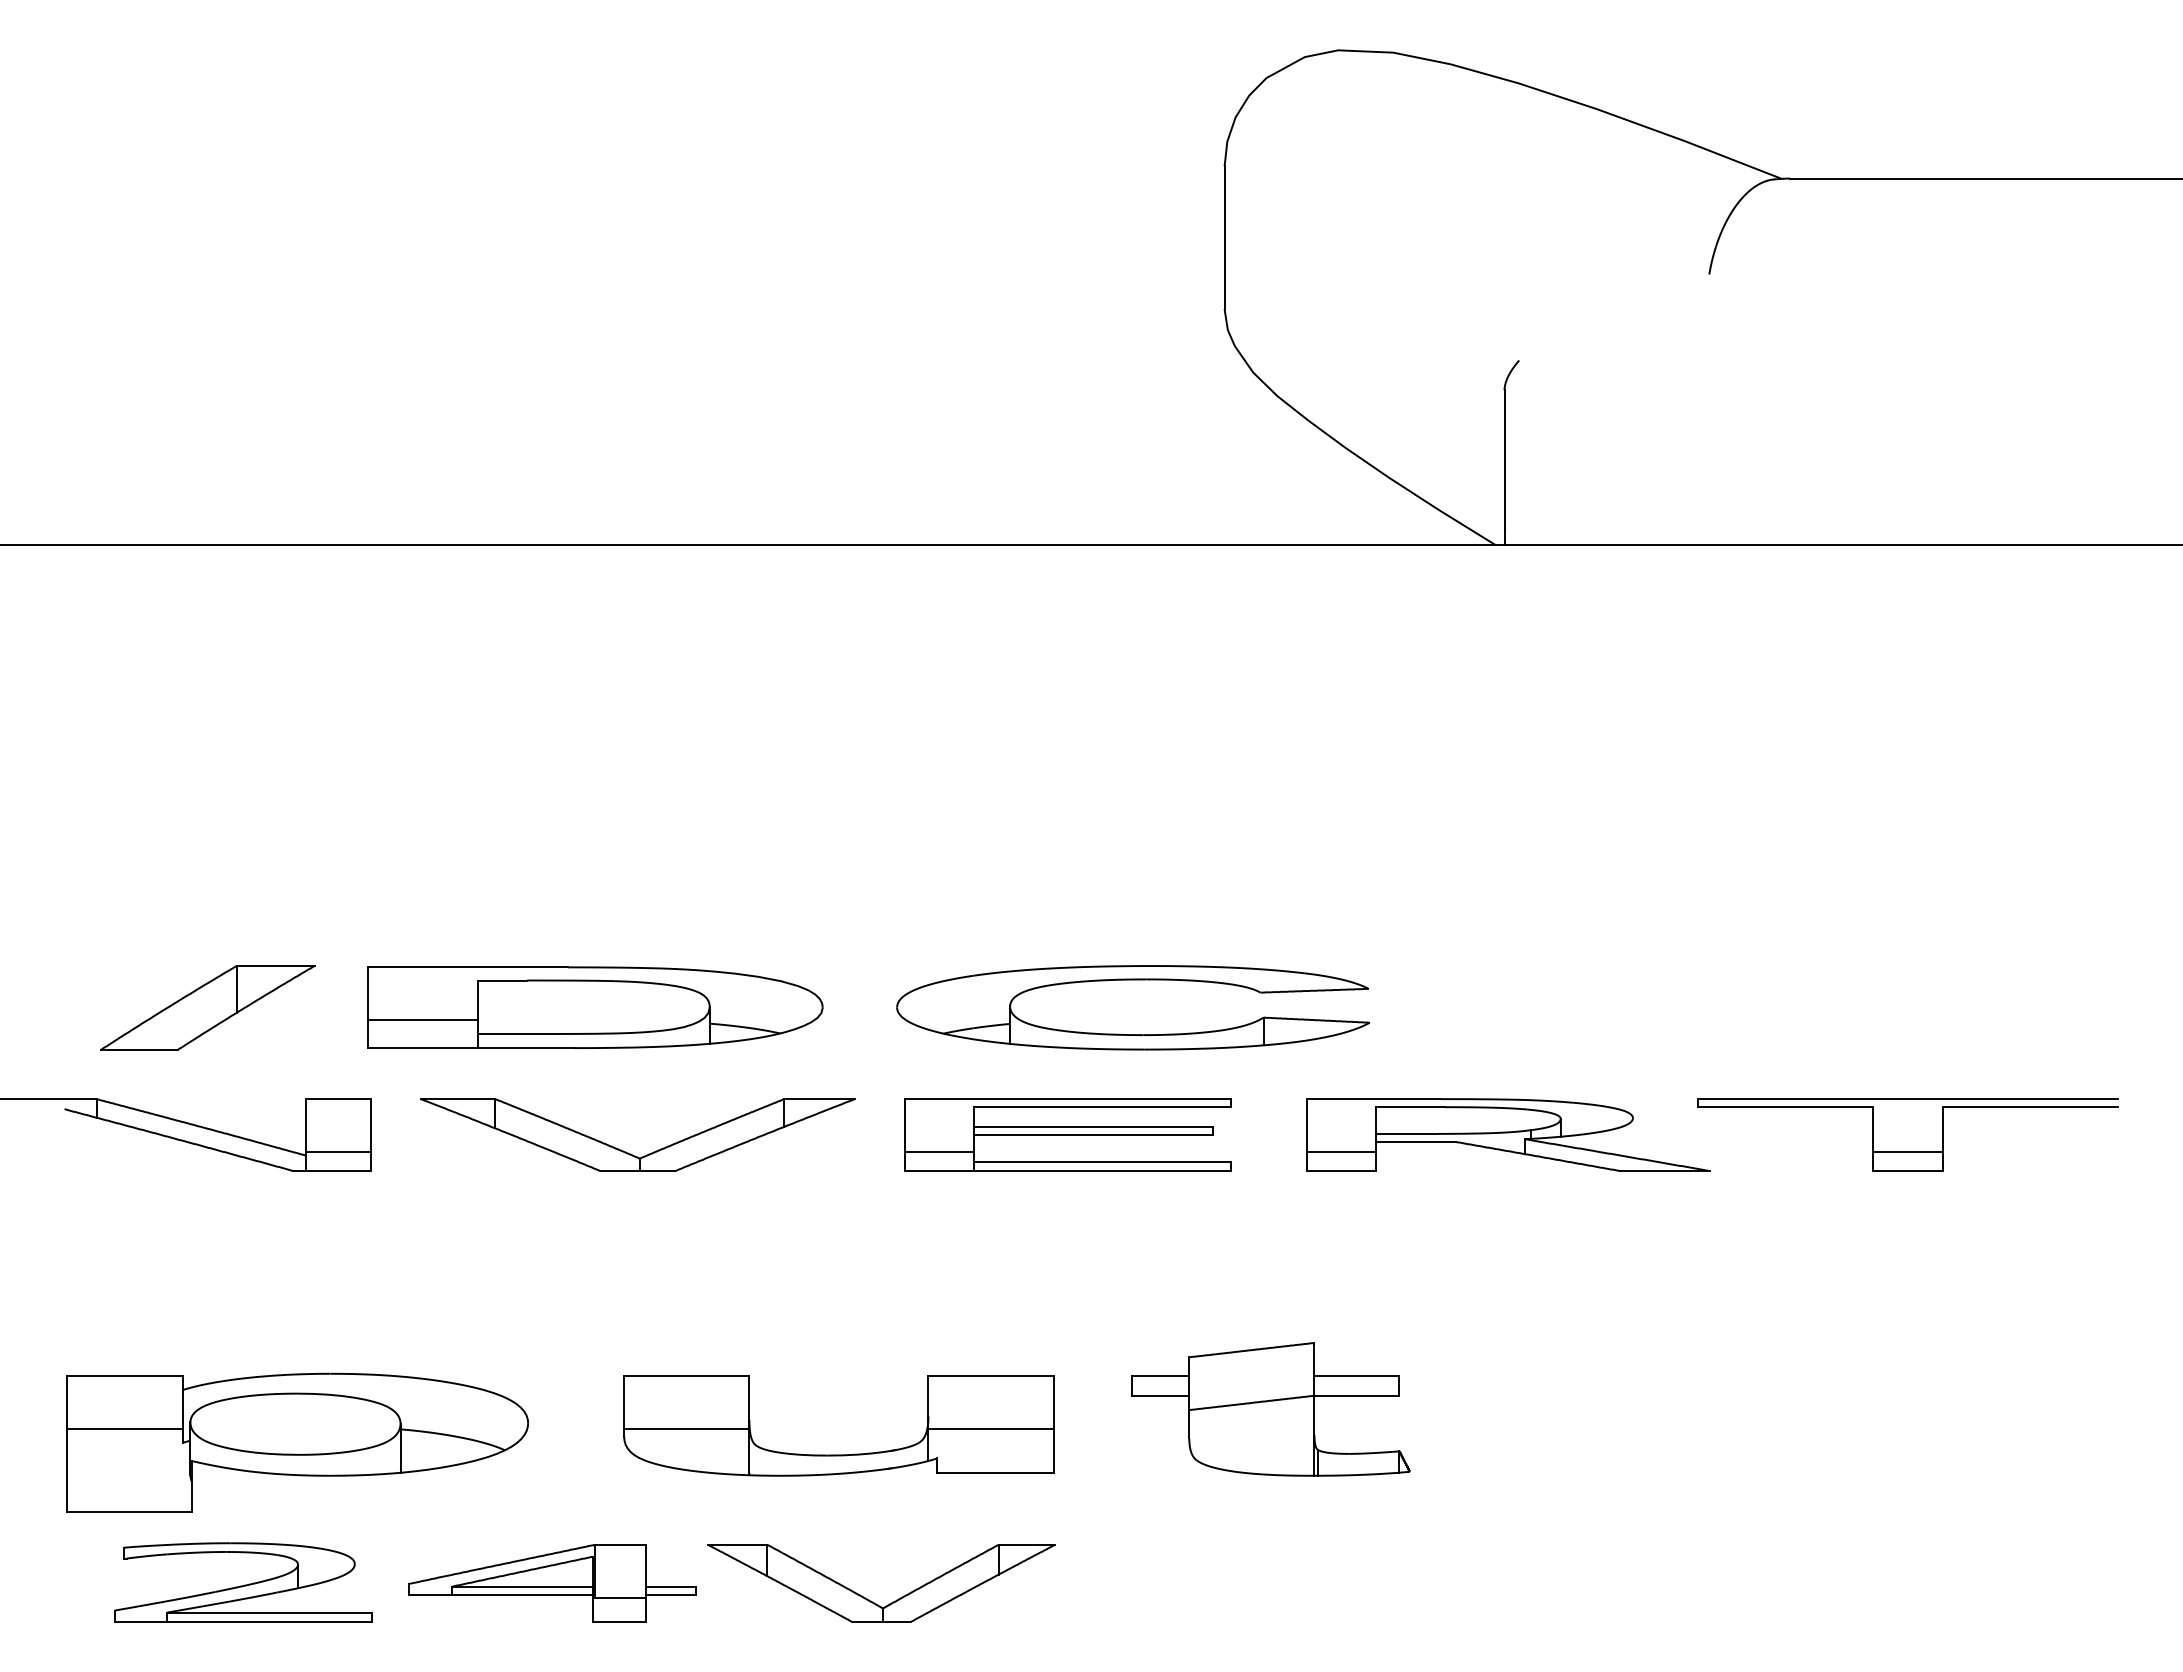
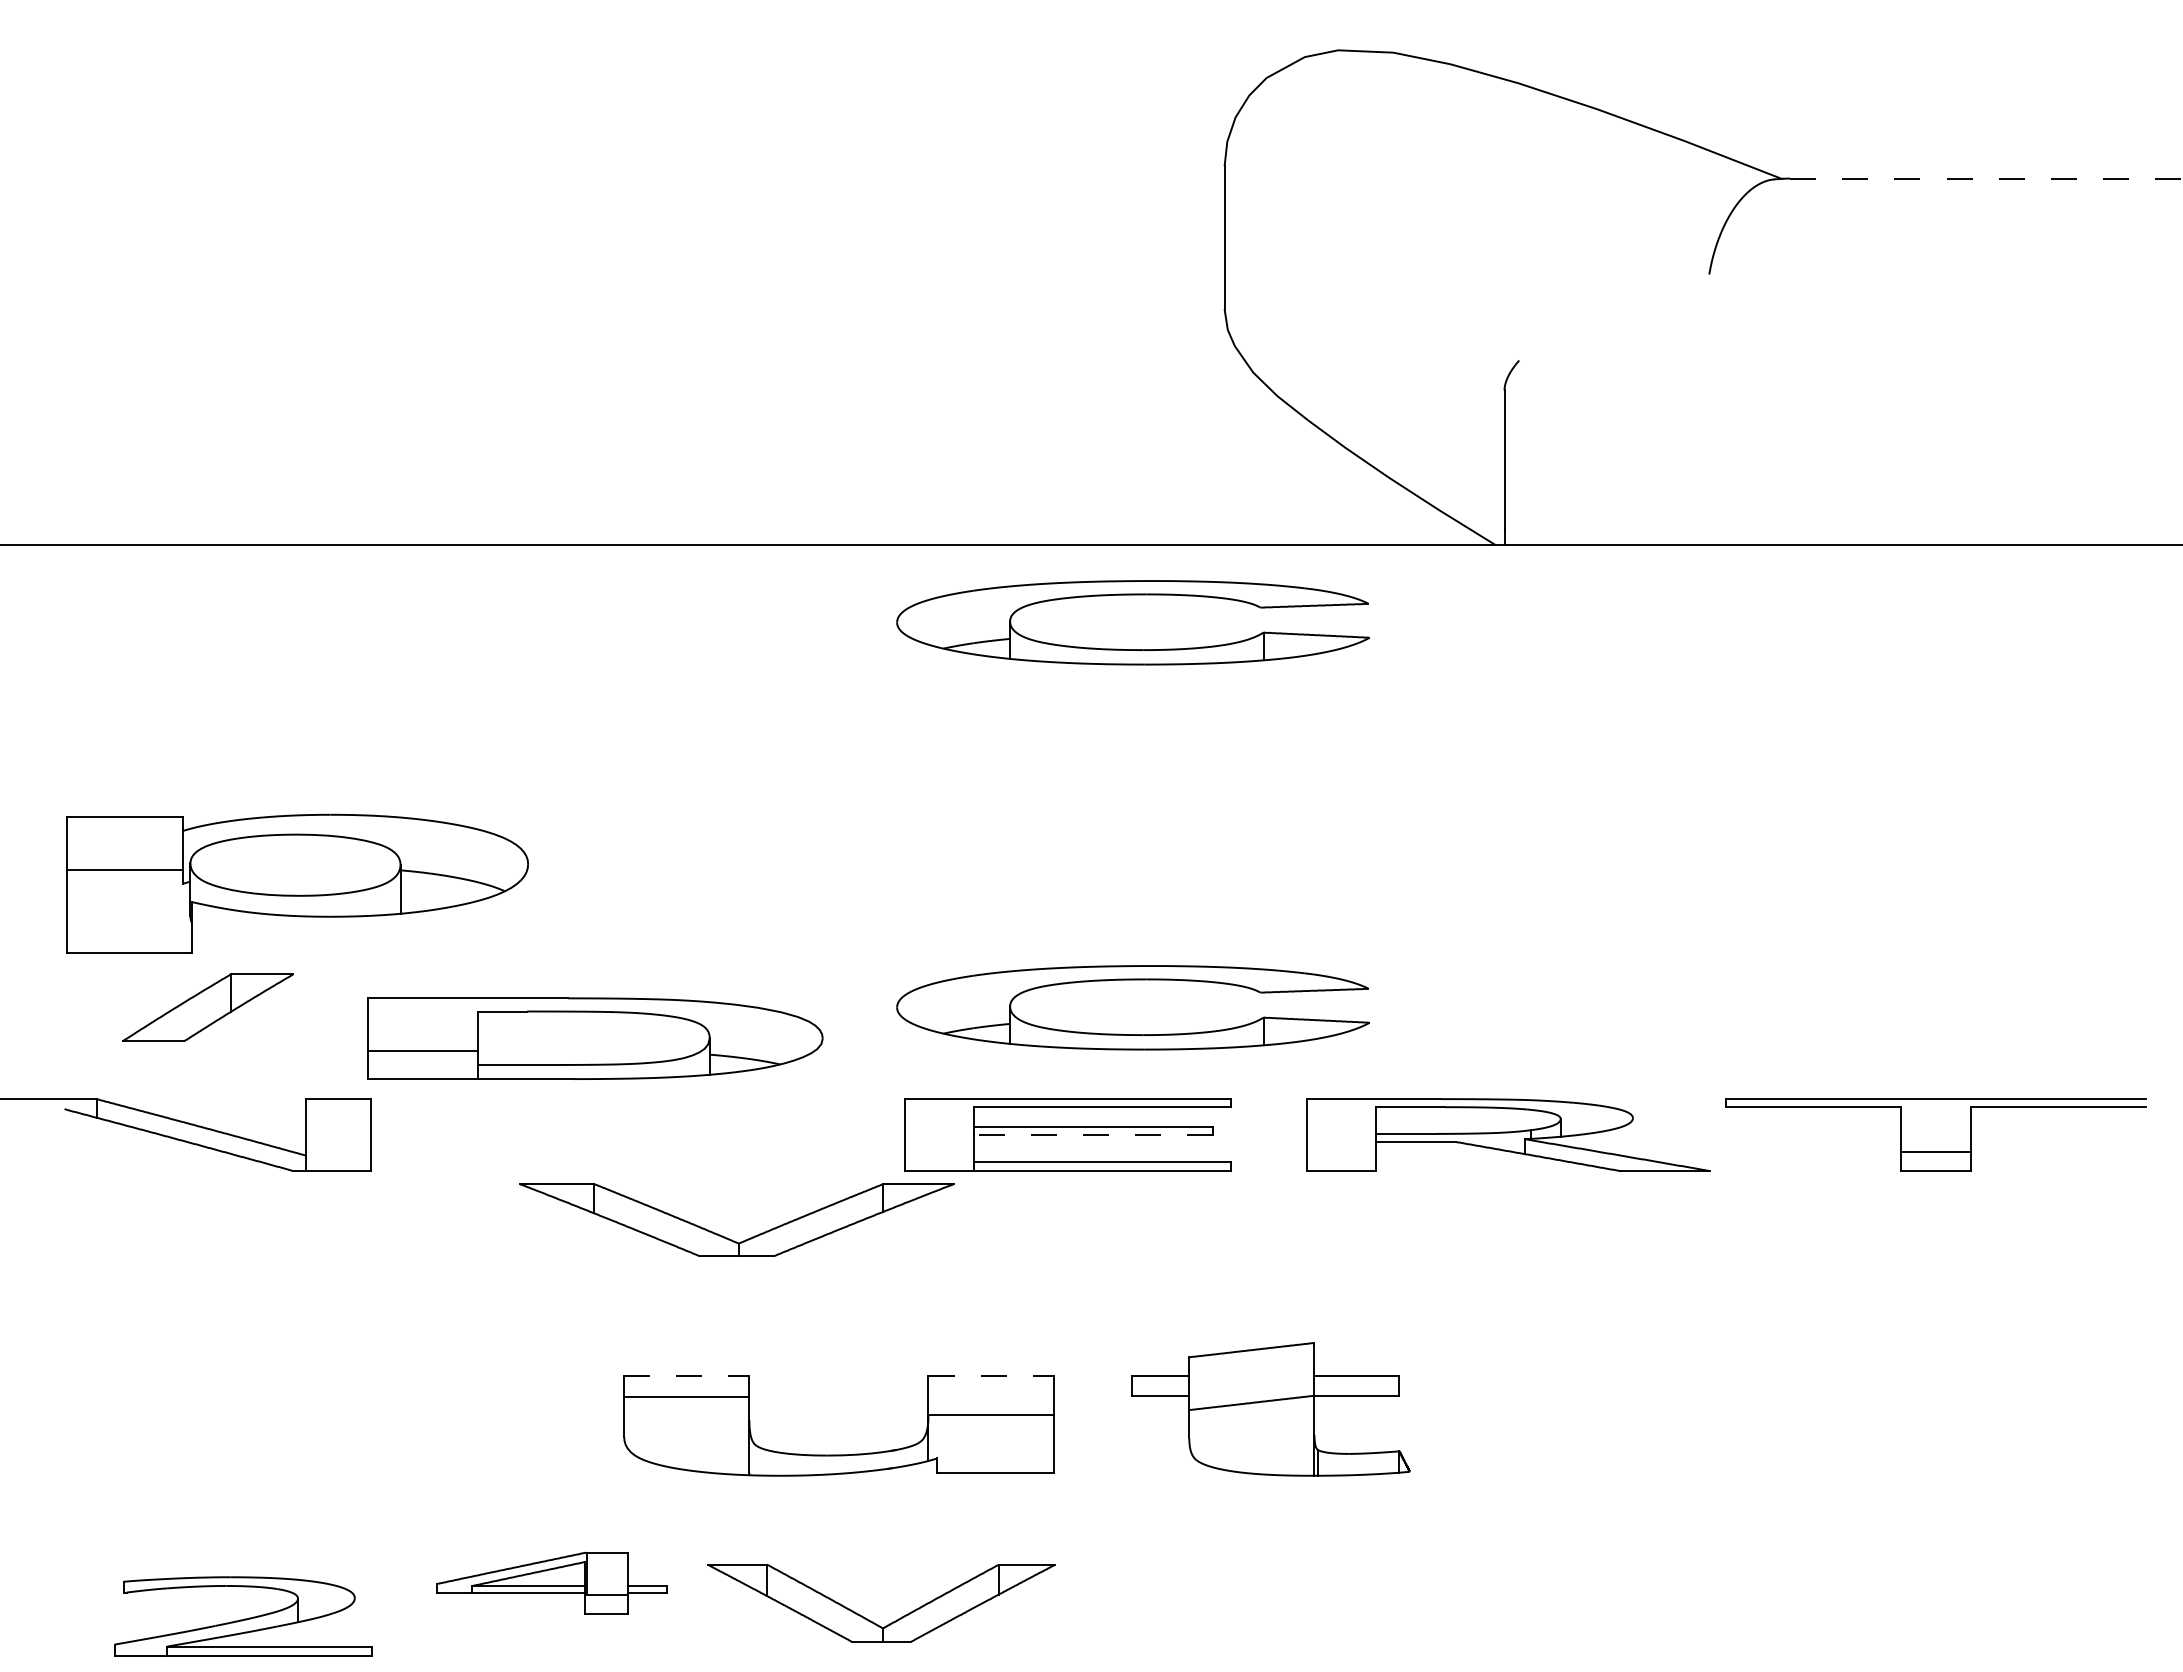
line: solid -> dashed (1986, 178)
part: none -> present (1132, 595)
part size: 216x86 px -> 172x69 px (207, 1007)
part position: (595, 1007) -> (595, 1038) (595, 1038)
line: solid -> dashed (1093, 1135)
line: present -> none (338, 1151)
line: present -> none (938, 1151)
line: present -> none (1341, 1151)
part position: (1907, 1151) -> (1935, 1151) (1935, 1151)
part position: (628, 1152) -> (727, 1237) (727, 1237)
line: solid -> dashed (686, 1376)
line: solid -> dashed (991, 1376)
line position: (686, 1428) -> (686, 1396) (686, 1396)
line position: (990, 1428) -> (990, 1414) (990, 1414)
part position: (297, 1442) -> (297, 883) (297, 883)
part position: (243, 1582) -> (243, 1616) (243, 1616)
part size: 289x79 px -> 232x64 px (551, 1582)
part position: (873, 1601) -> (873, 1621) (873, 1621)
